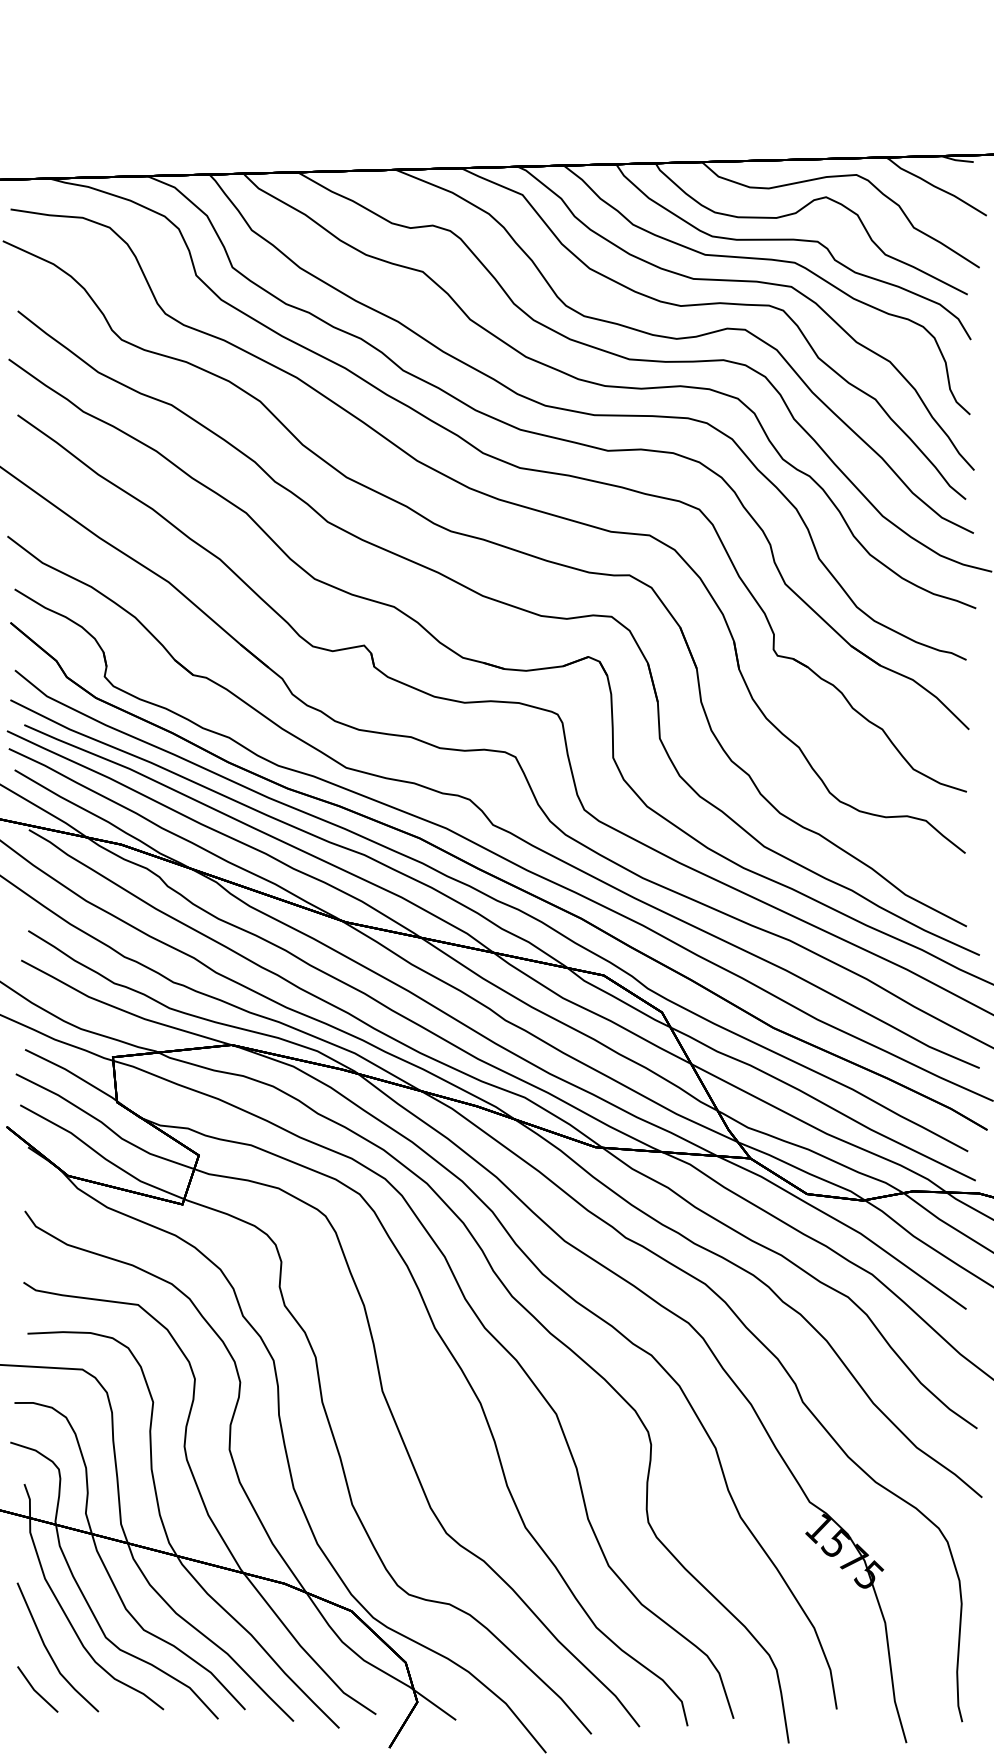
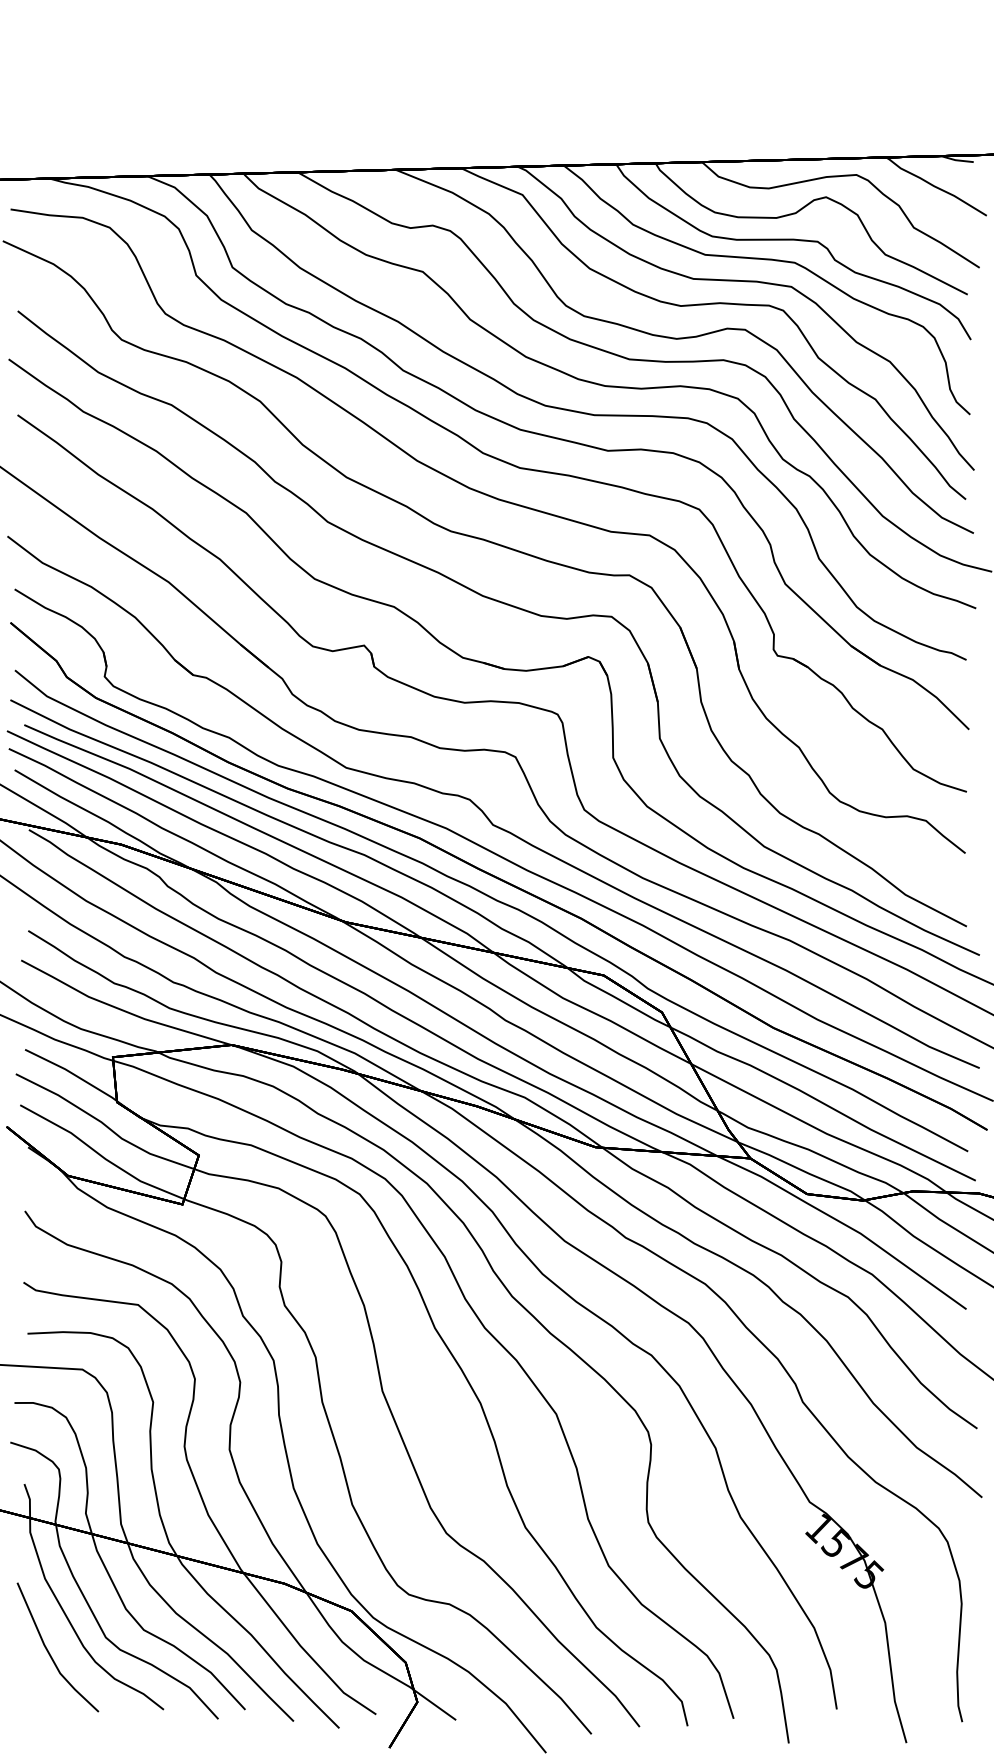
part: present -> none (37, 1689)
